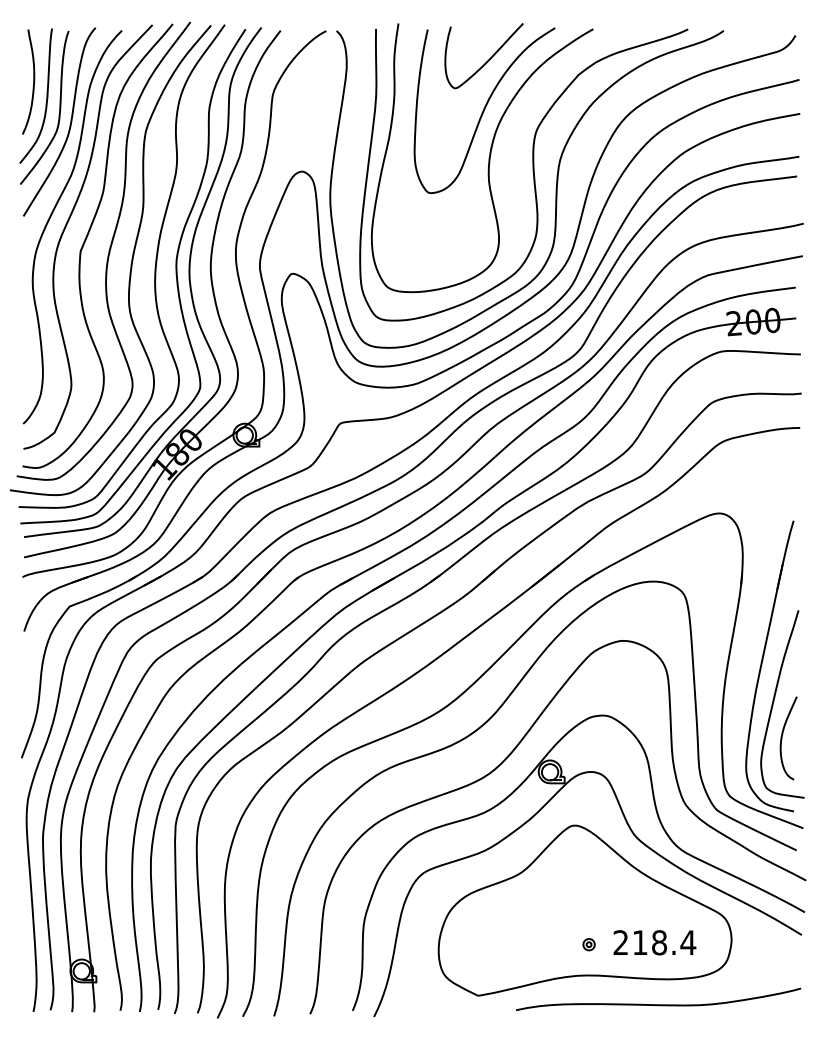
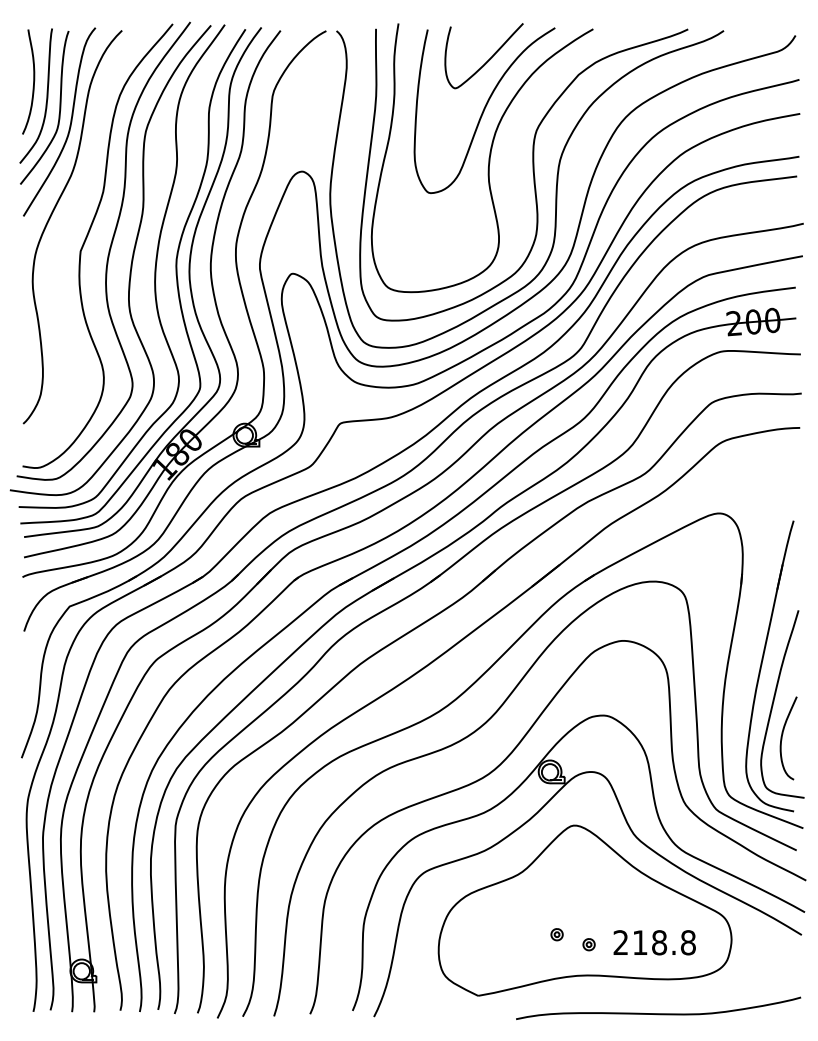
curve: present -> none (67, 225)
part: none -> present (556, 934)
text: 218.4 -> 218.8 (688, 942)
curve position: (658, 1004) -> (658, 1013) (658, 1013)
